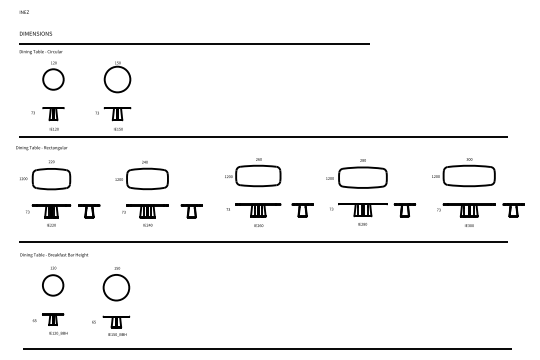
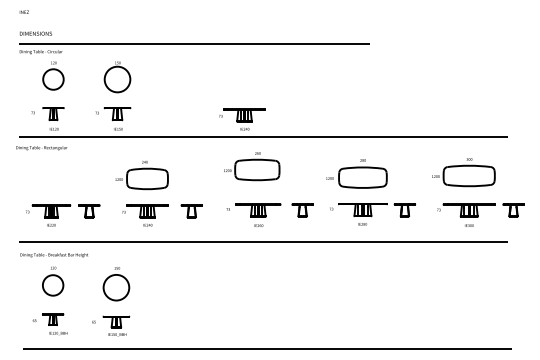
part: none -> present (242, 119)
part position: (253, 172) -> (252, 166) (252, 166)
part: present -> none (45, 175)
